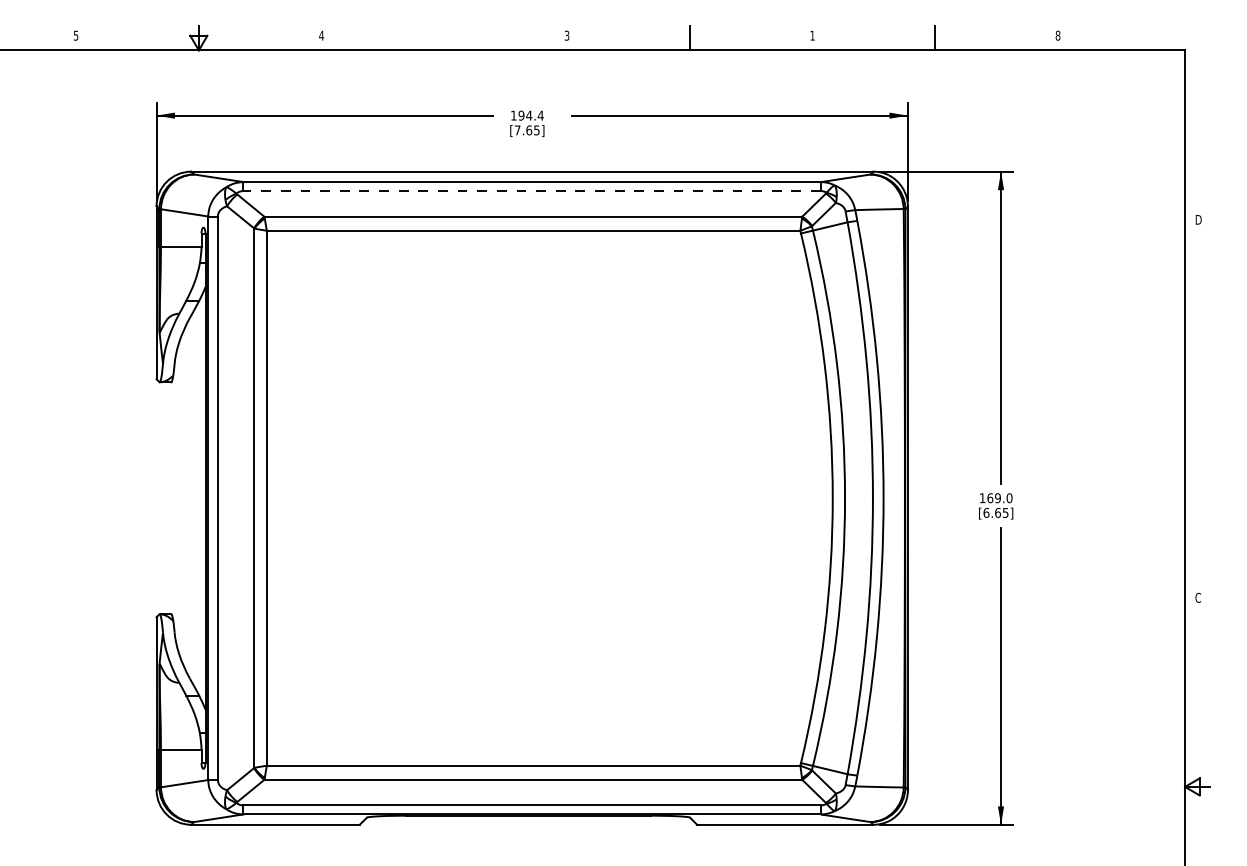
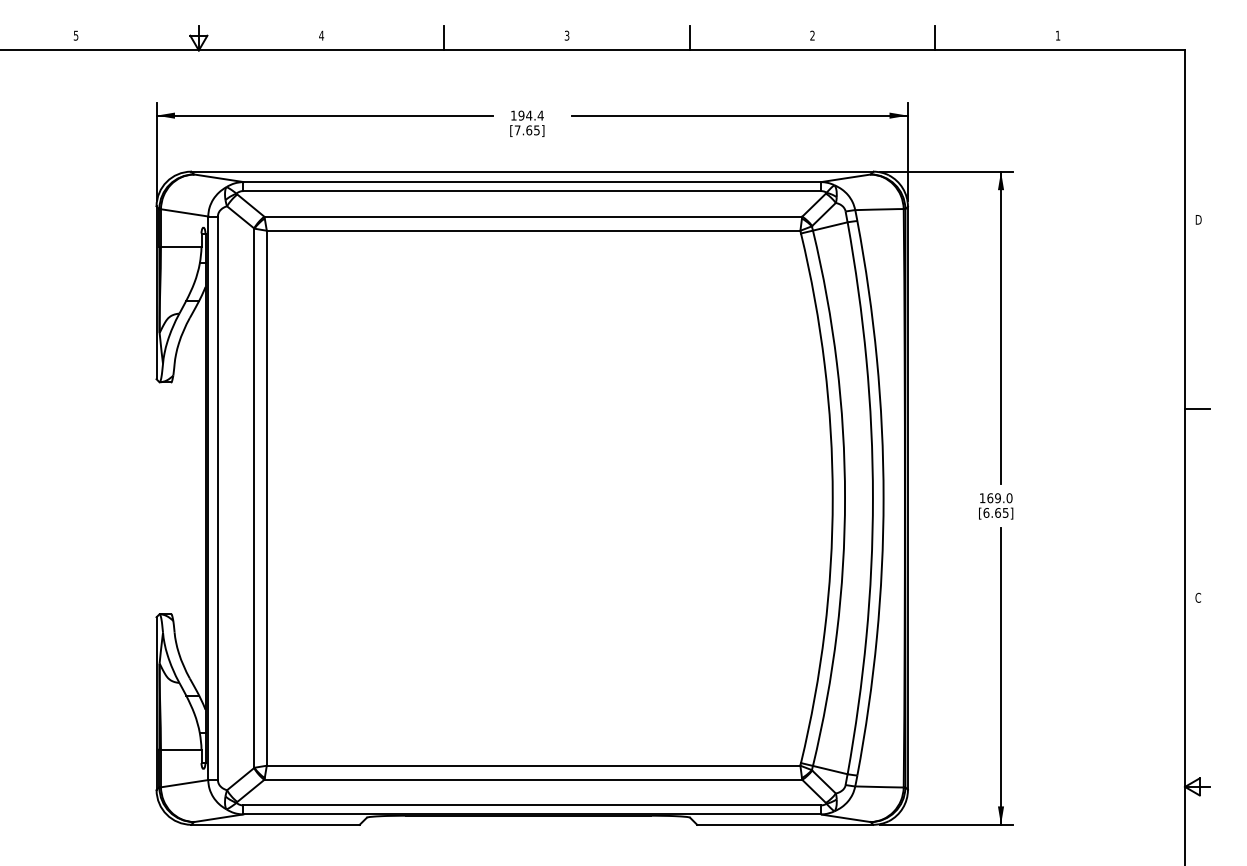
text: 1 -> 2 (812, 35)
text: 8 -> 1 (1057, 35)
line: none -> present (444, 37)
line: dashed -> solid (532, 191)
line: none -> present (1197, 408)
